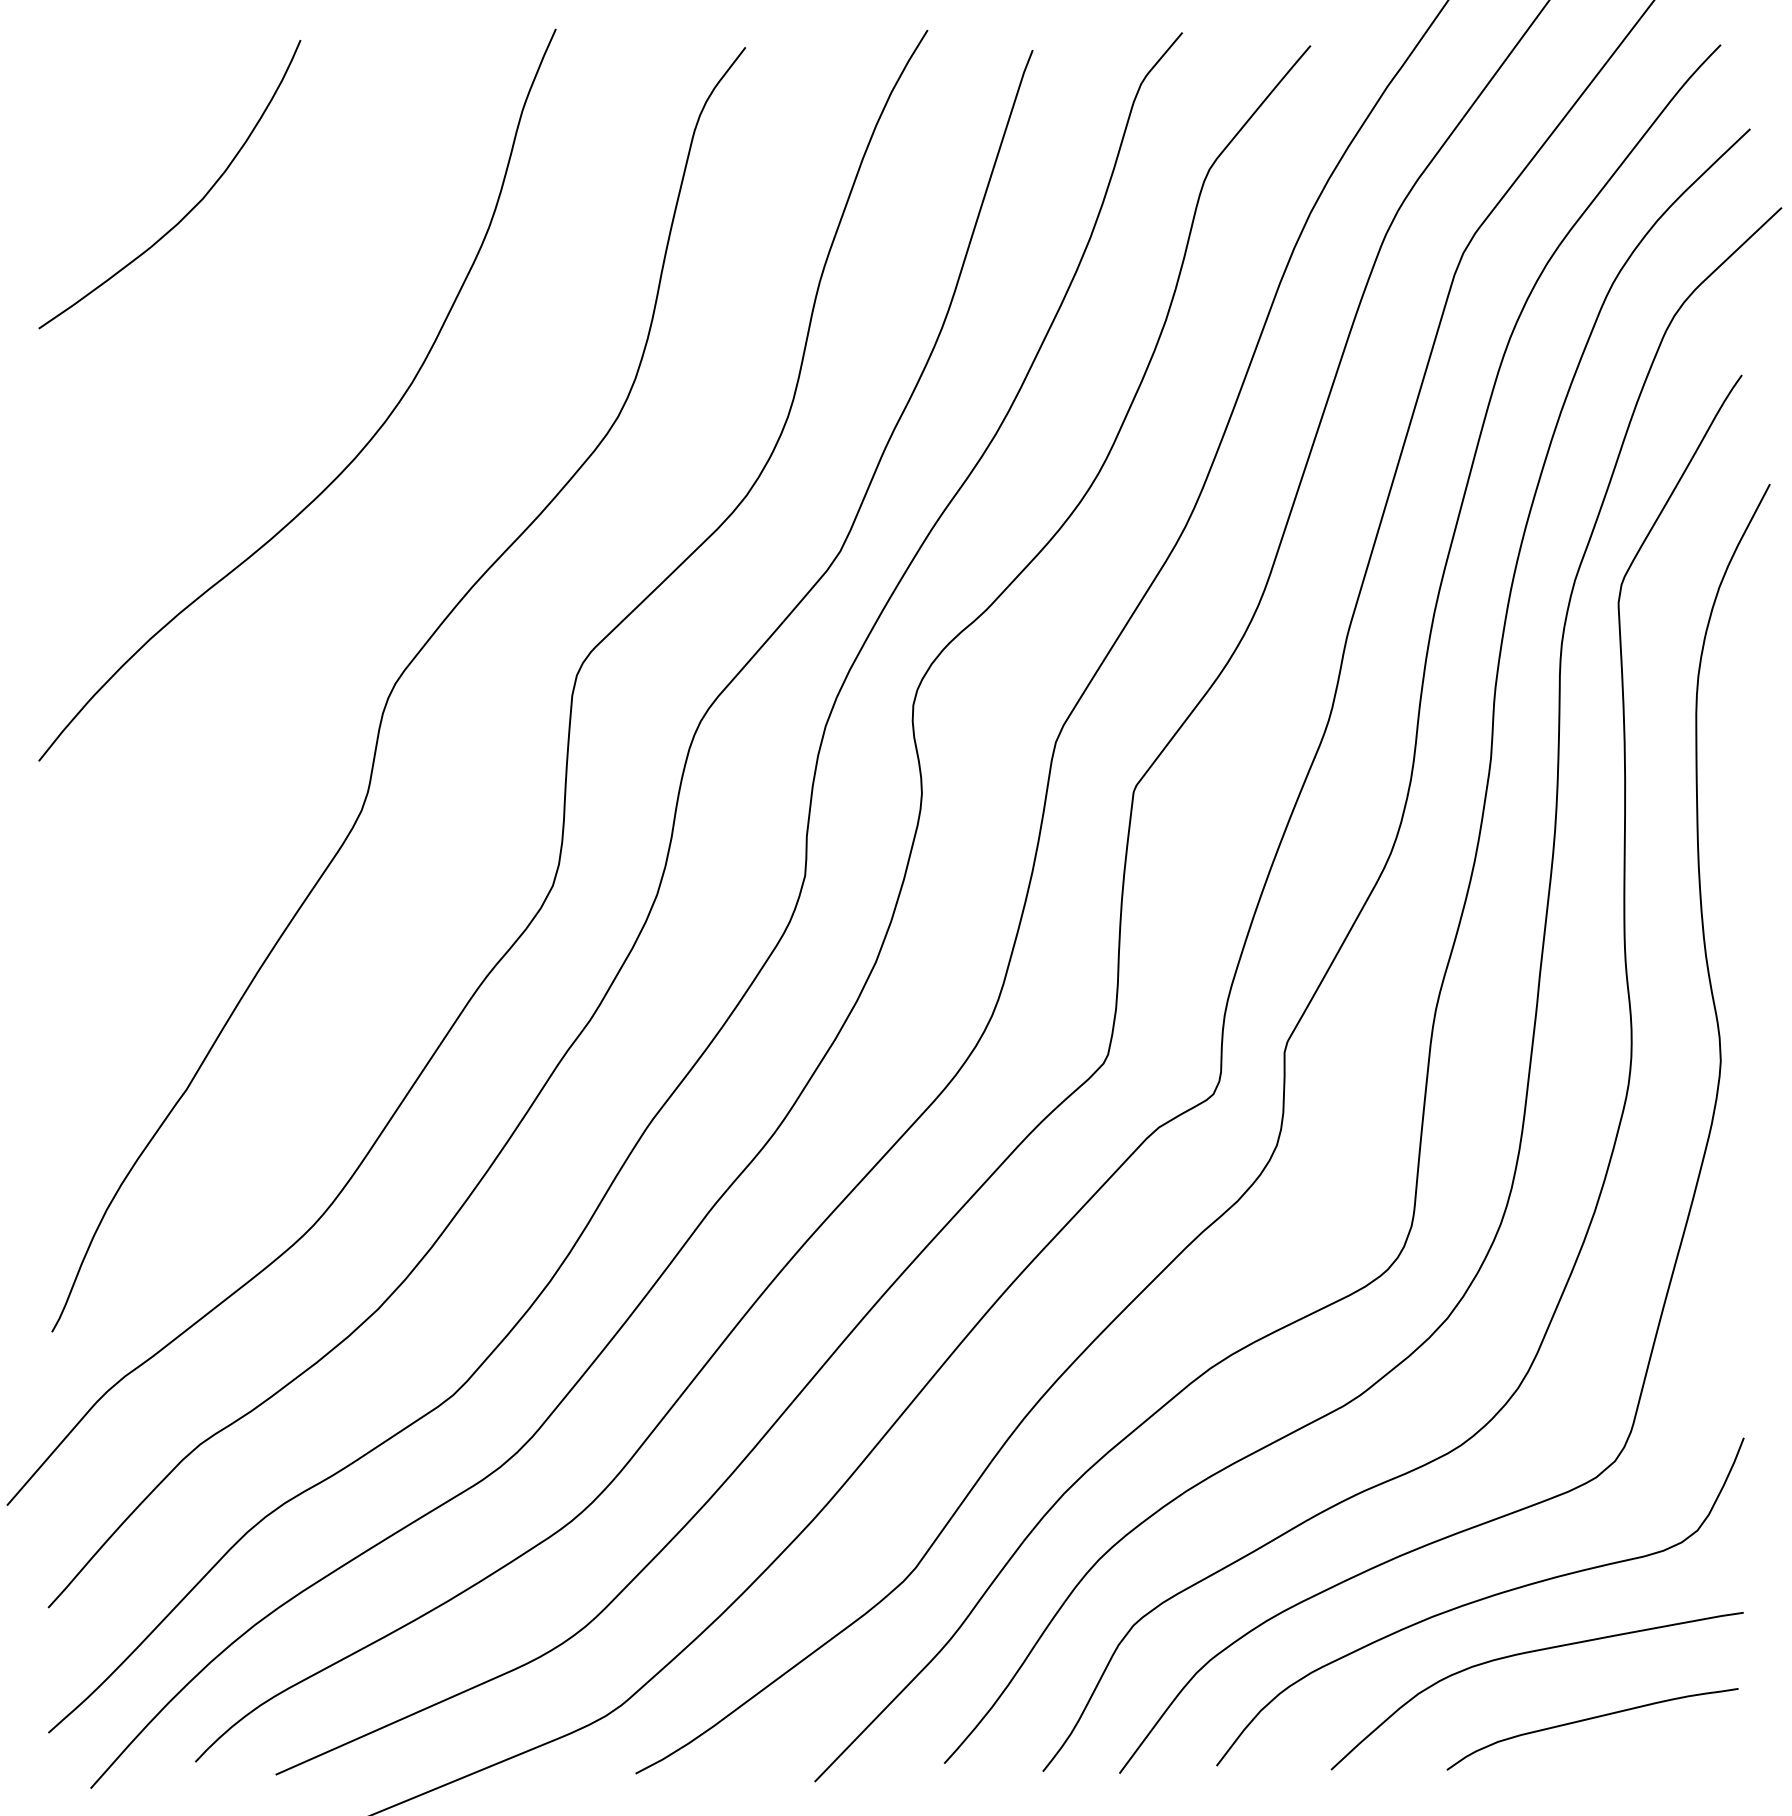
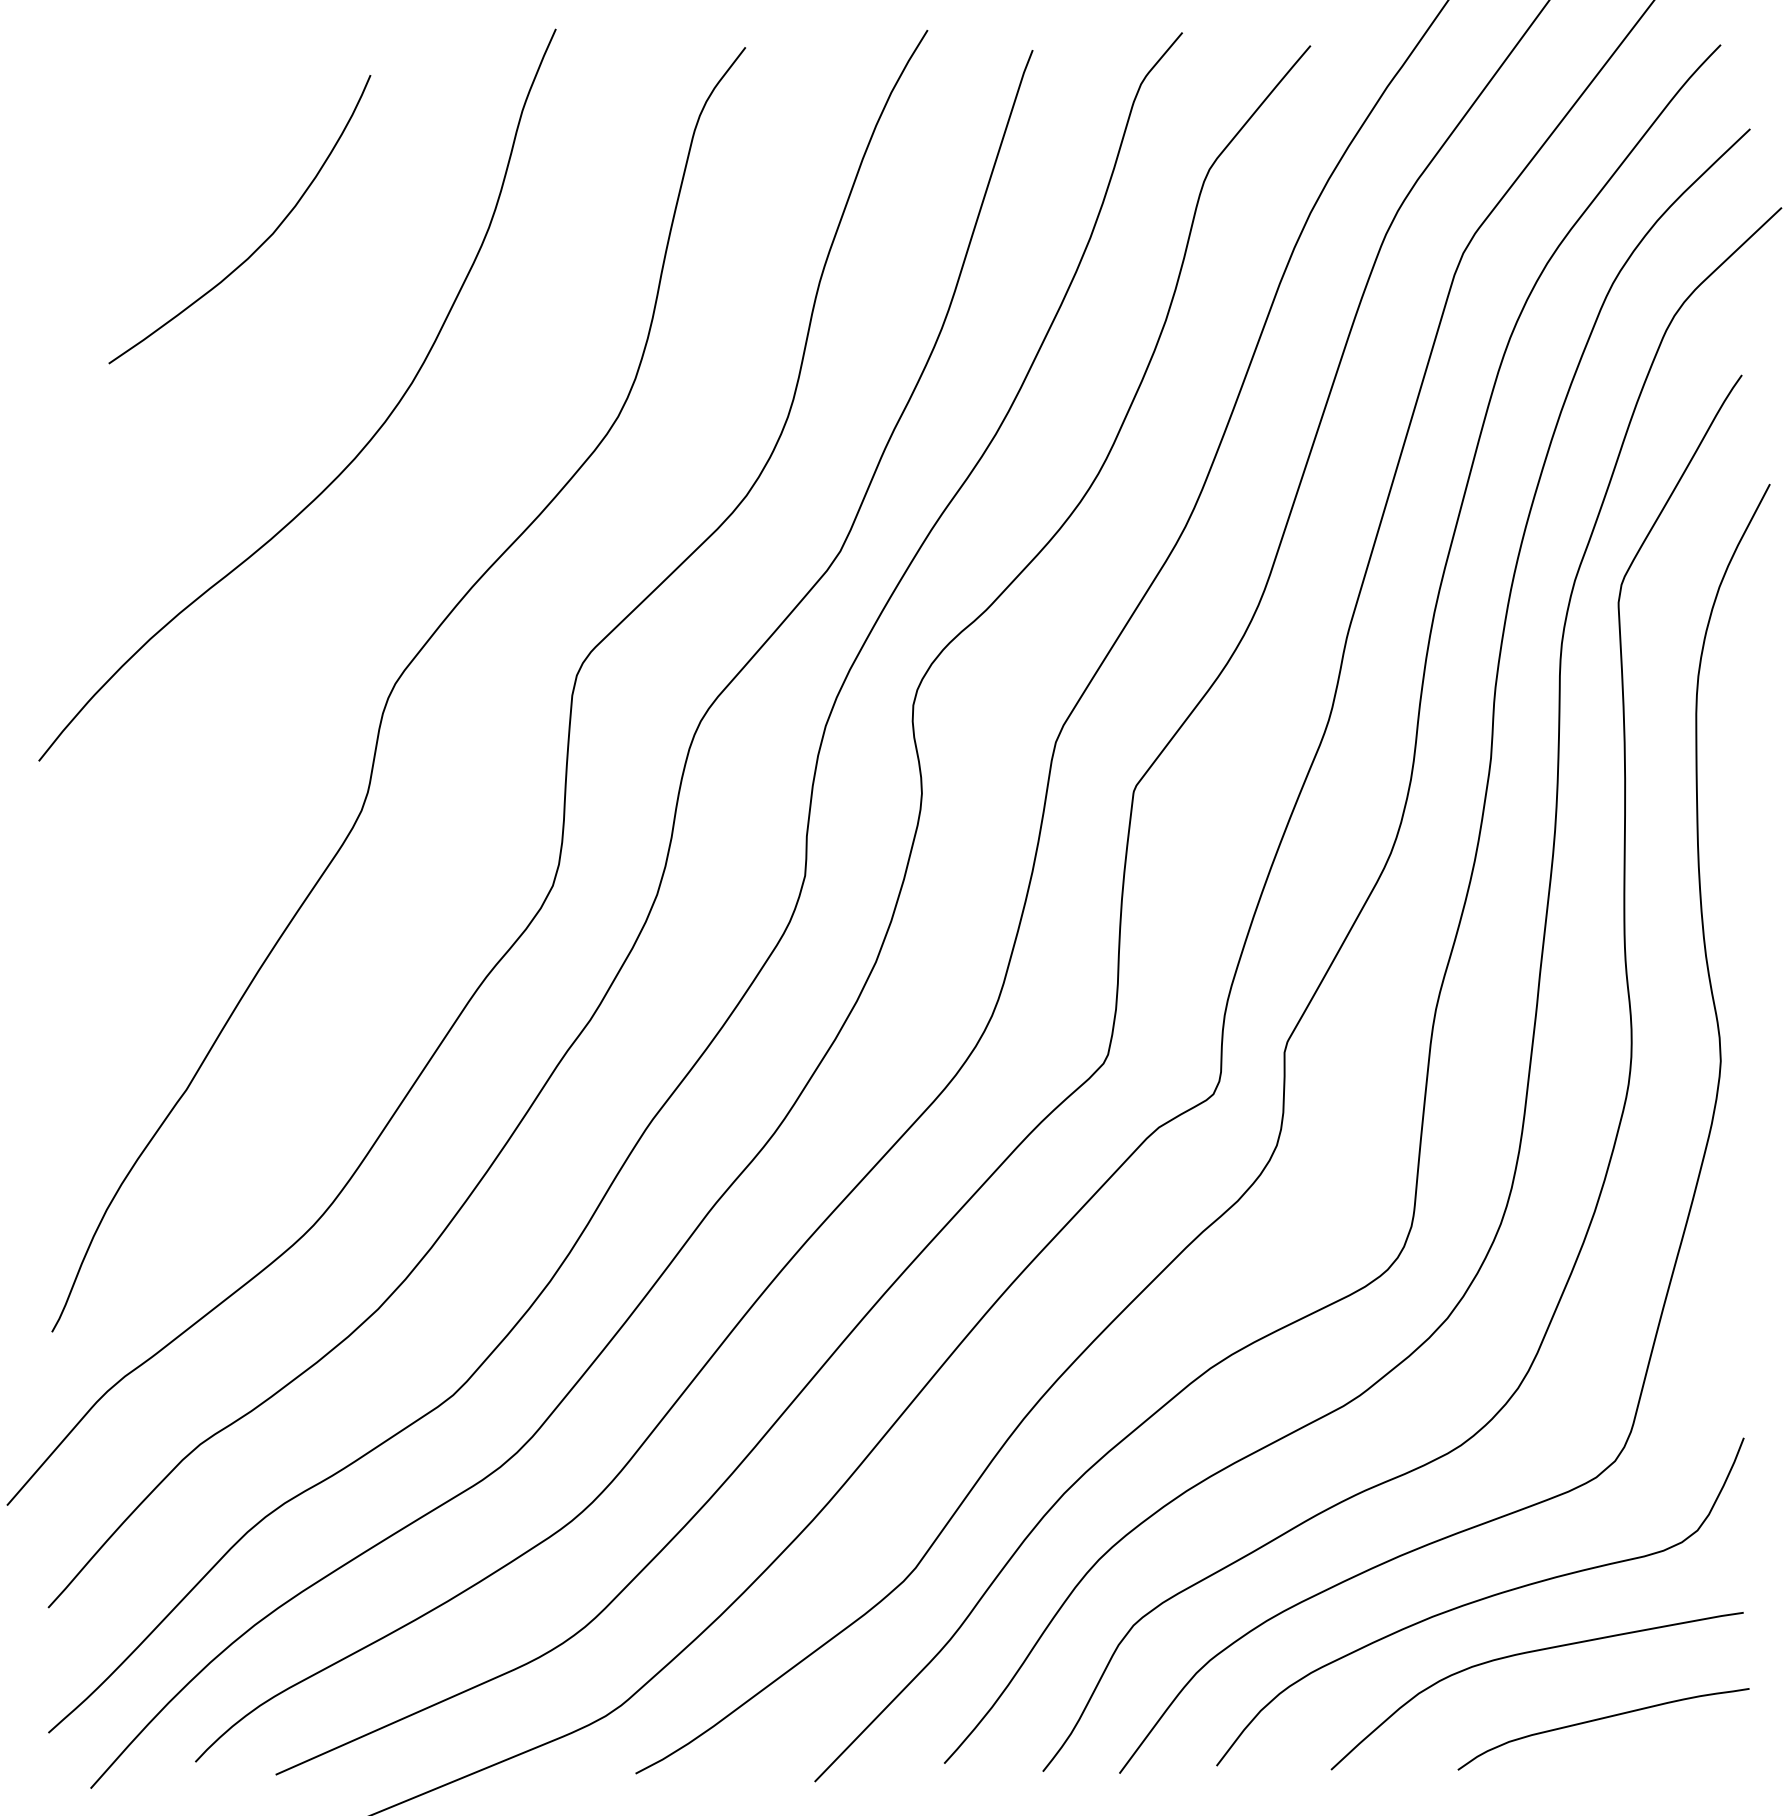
curve position: (192, 207) -> (262, 242) (262, 242)
curve position: (1591, 1719) -> (1602, 1719) (1602, 1719)
